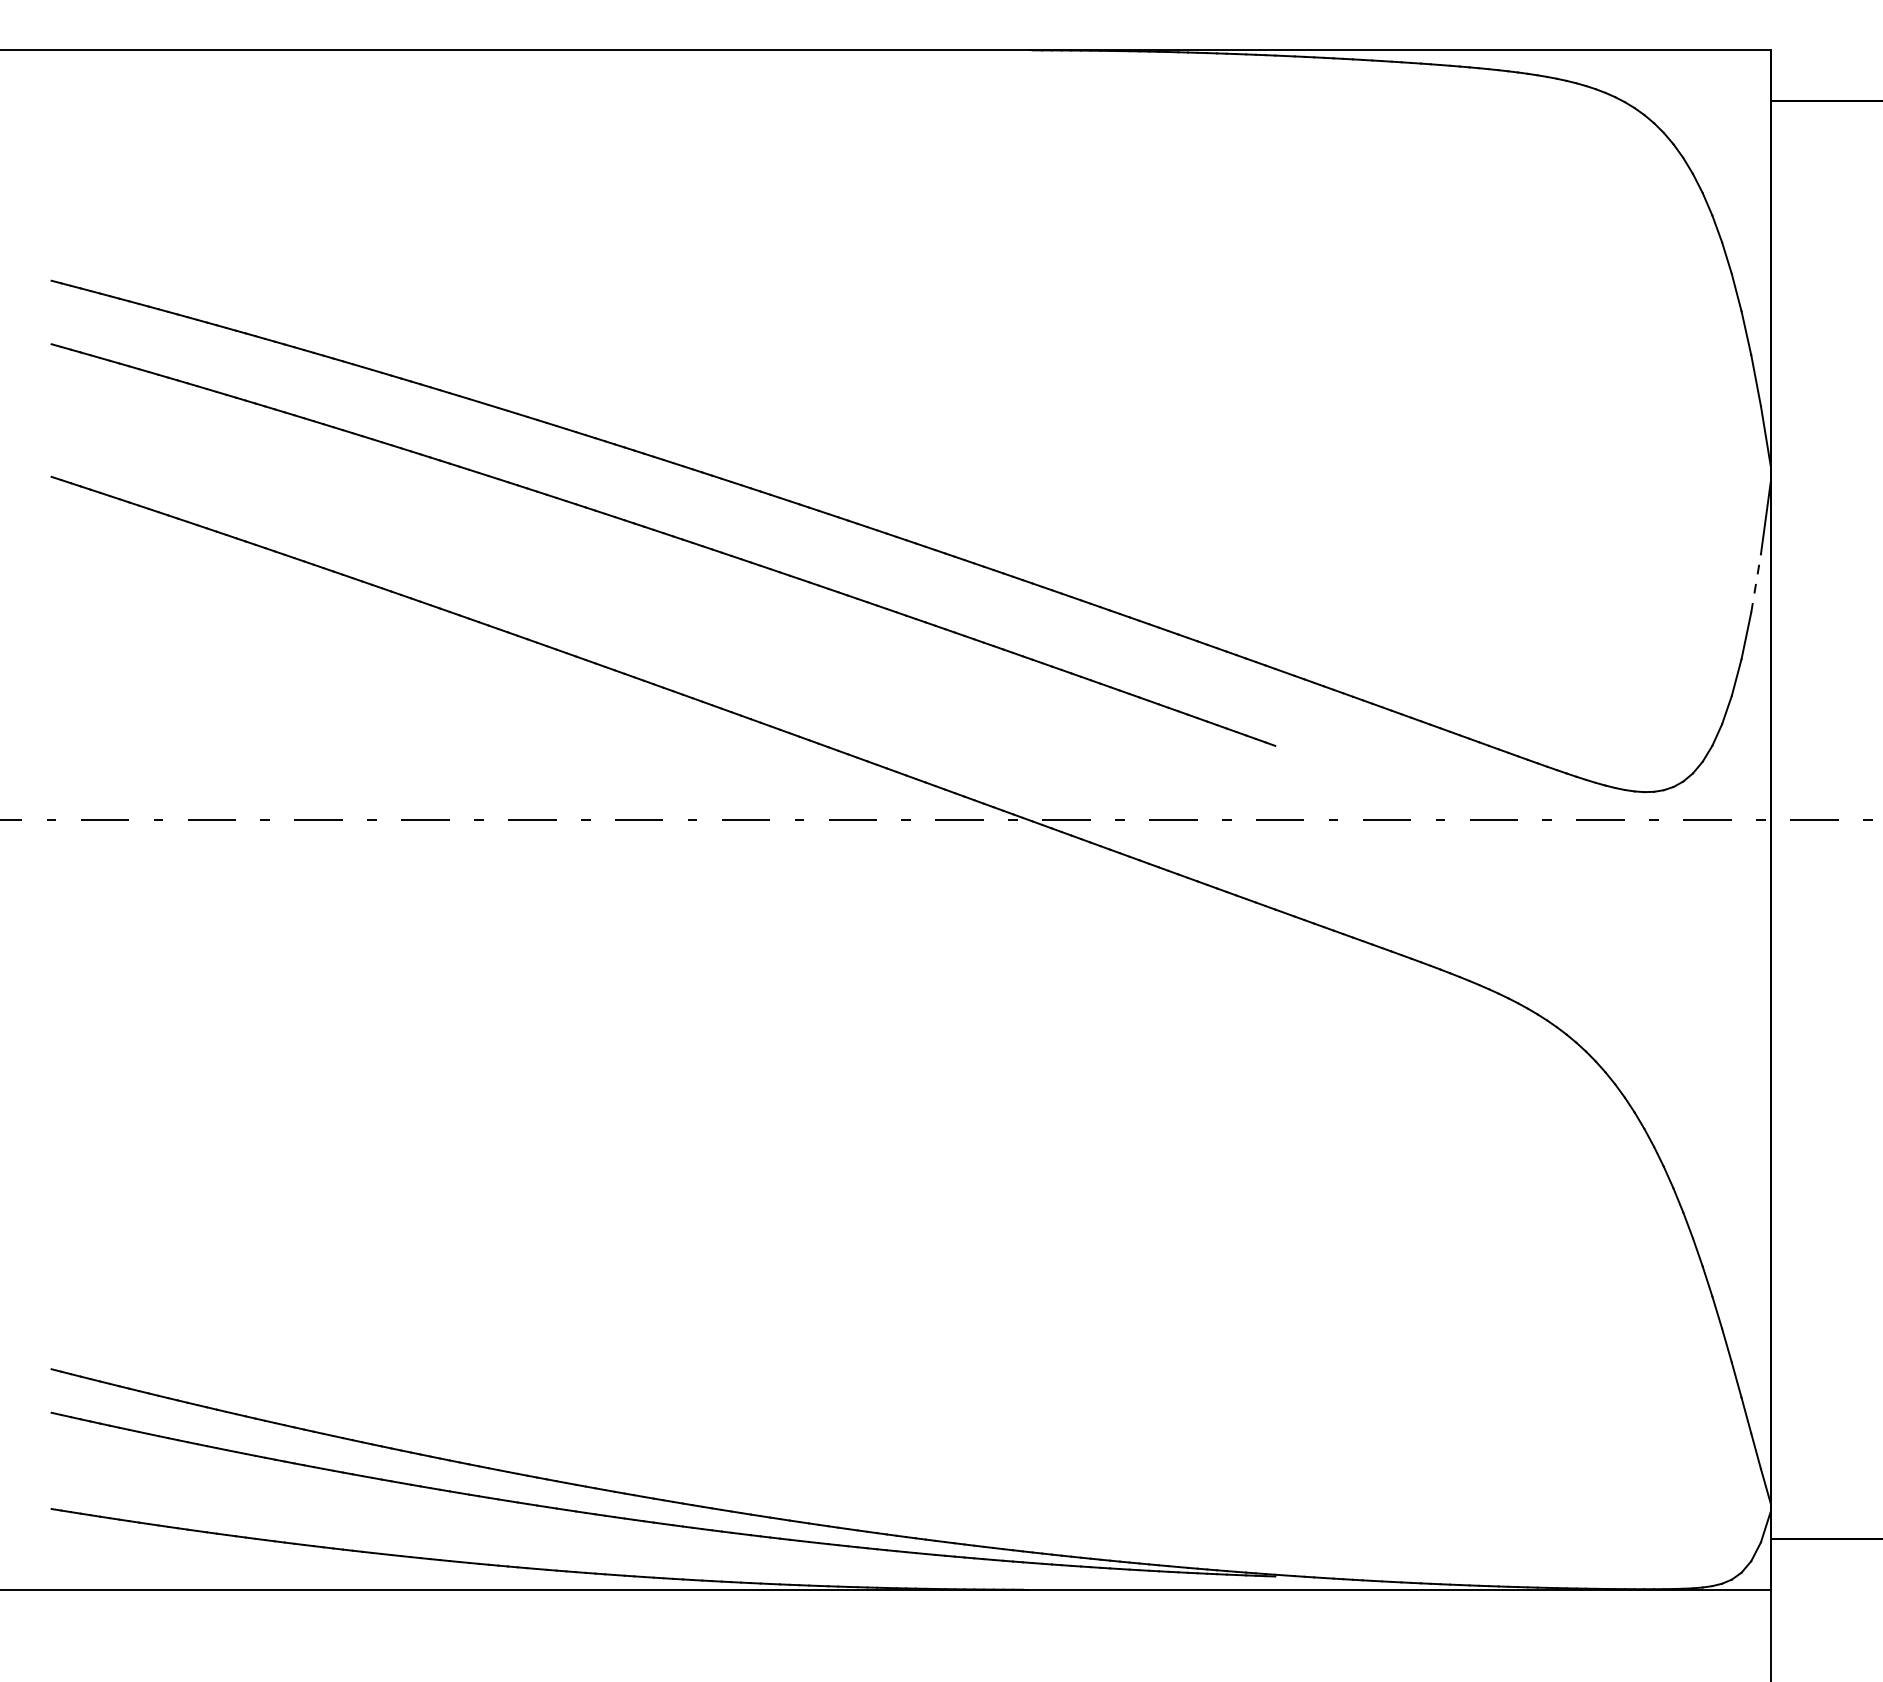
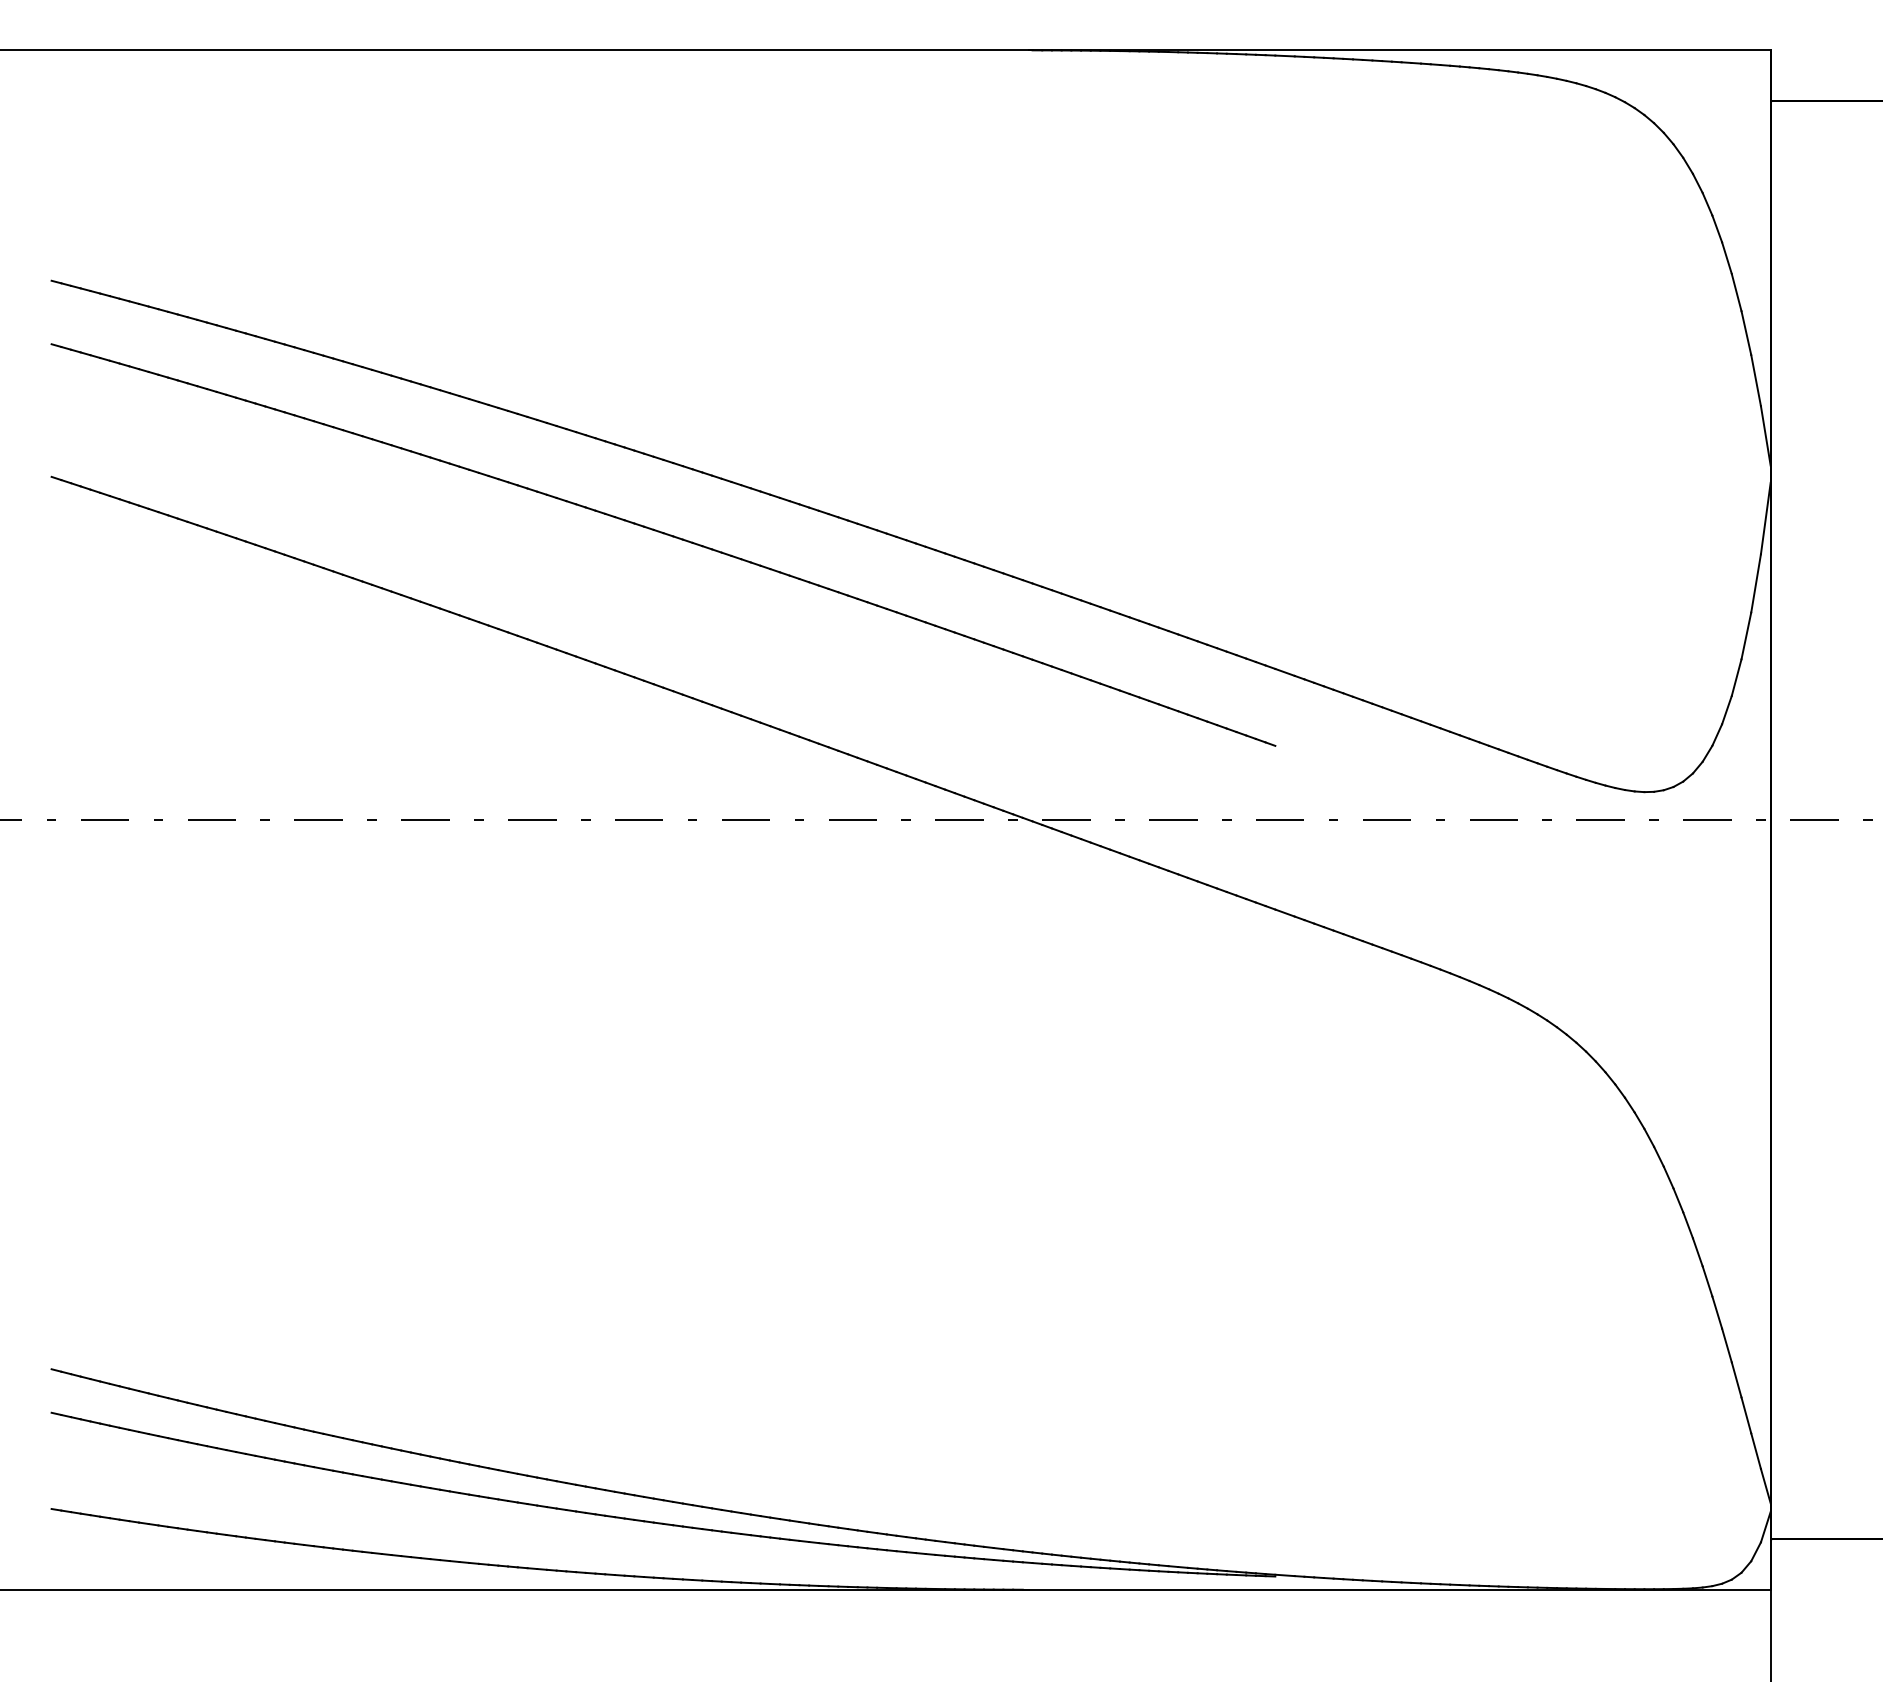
line: dashed -> solid (1756, 583)
